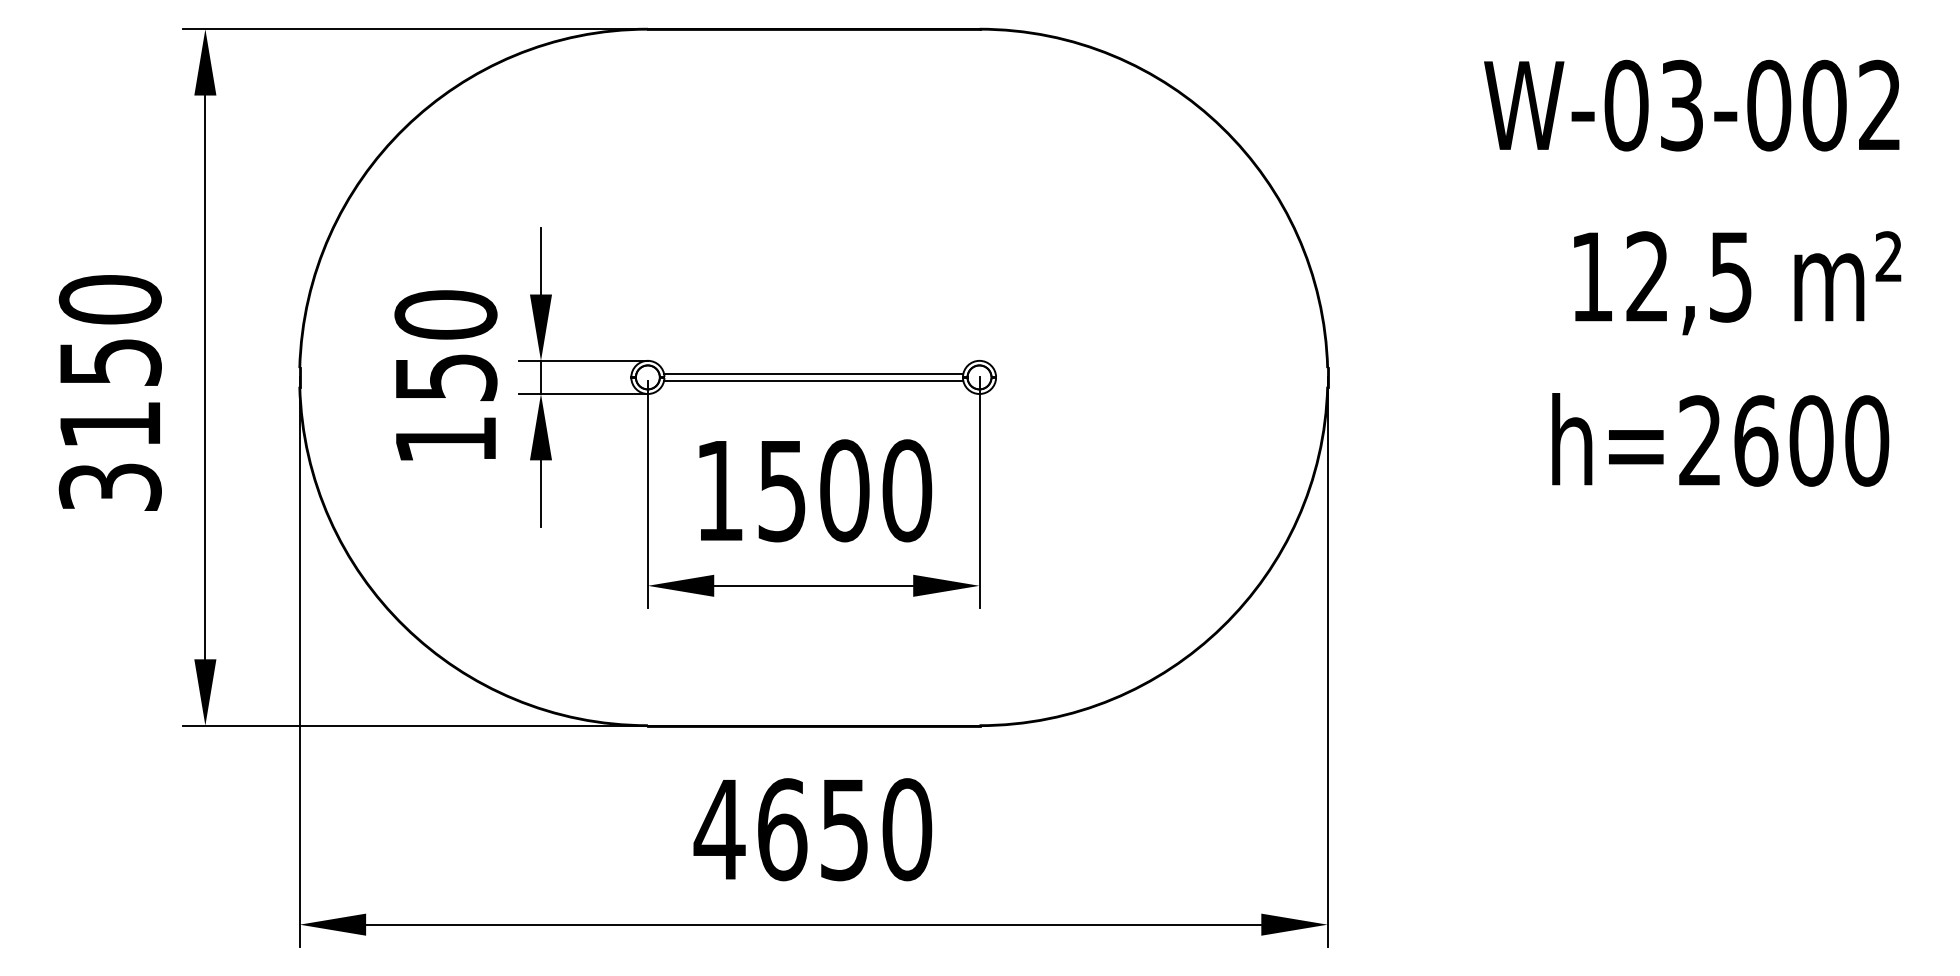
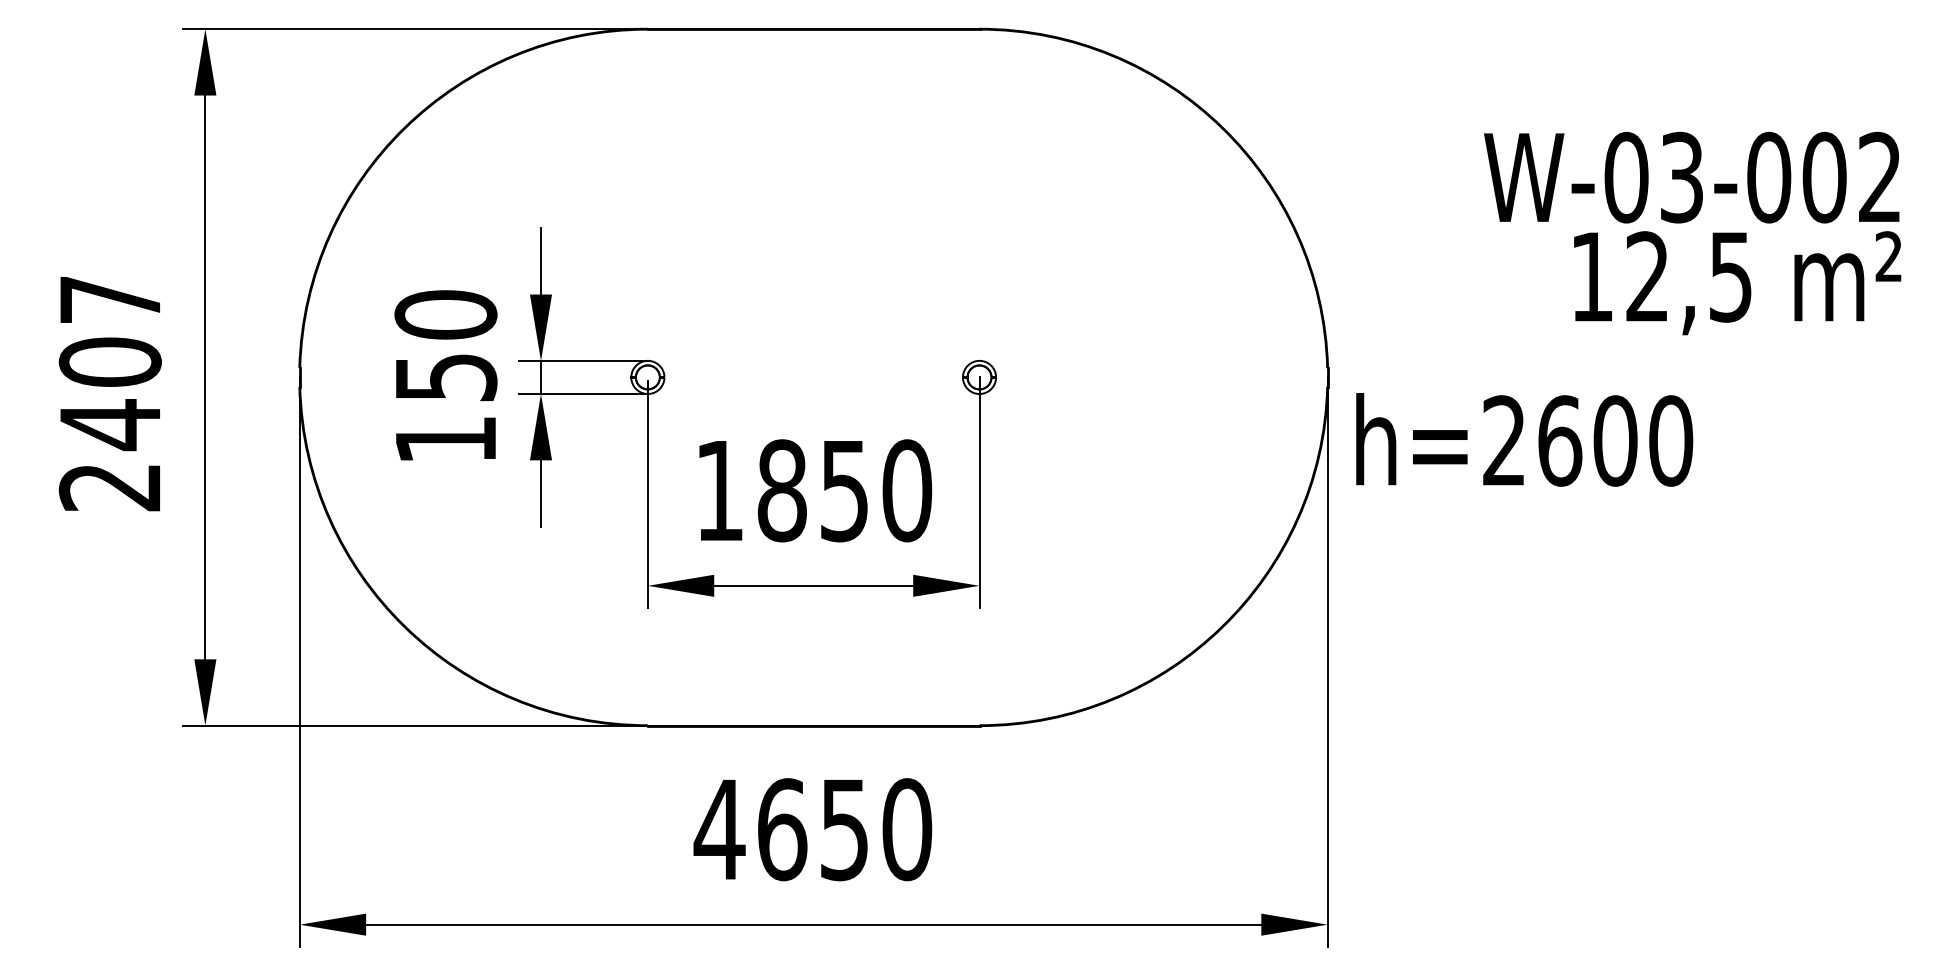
text position: (1691, 105) -> (1691, 177) (1691, 177)
line: present -> none (813, 373)
line: present -> none (813, 380)
text: 3150 -> 2407 (109, 393)
text position: (1720, 439) -> (1524, 439) (1524, 439)
text: 1500 -> 1850 (813, 490)
